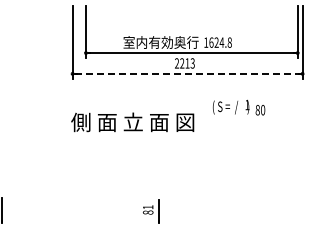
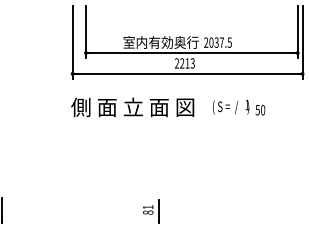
text: 1624.8 -> 2037.5 (217, 42)
line: dashed -> solid (188, 73)
text: 80 -> 50 (257, 110)
text position: (132, 122) -> (132, 107) (132, 107)
